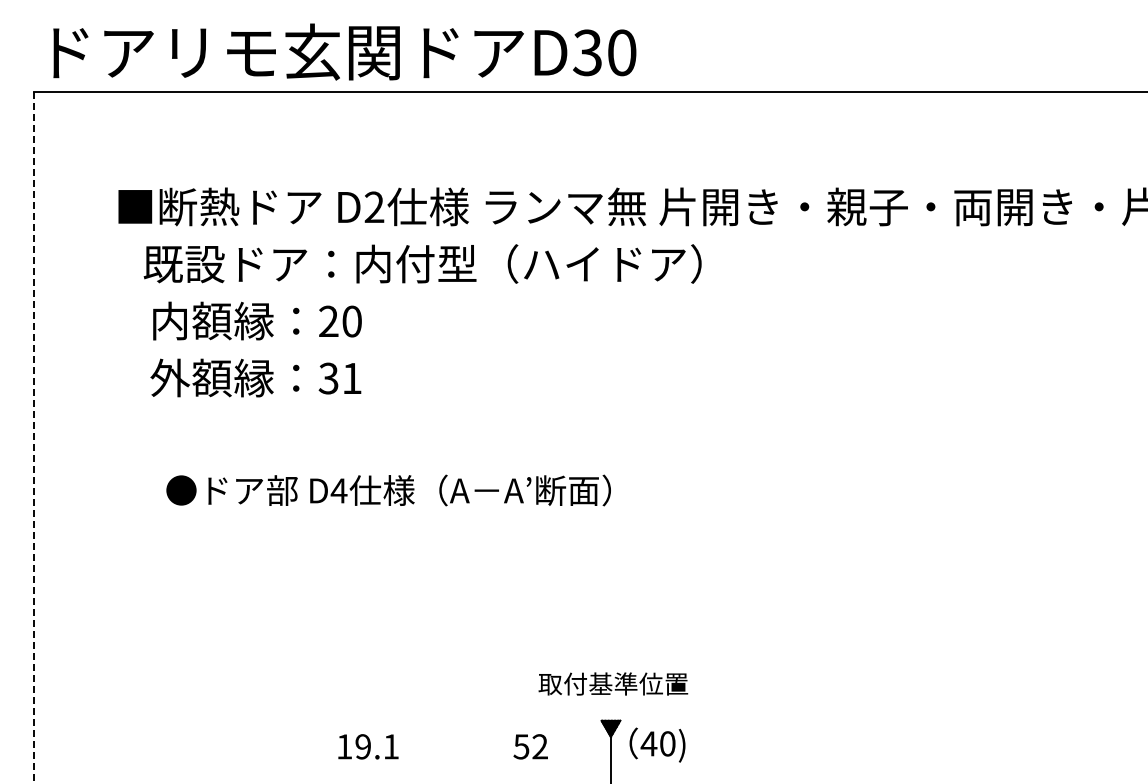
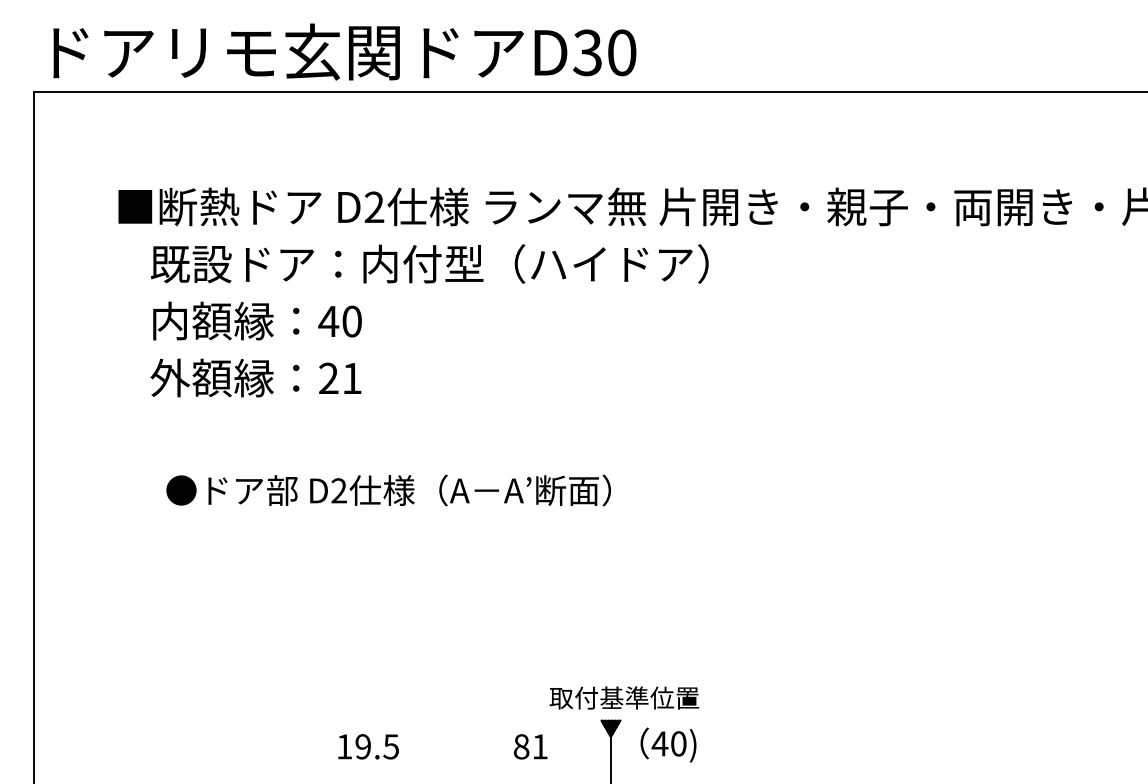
text position: (422, 263) -> (429, 263) (429, 263)
text: 20 -> 40 (328, 320)
text: 31 -> 21 (328, 378)
line: dashed -> solid (34, 437)
text: D4 -> D2 (338, 490)
text position: (613, 683) -> (624, 697) (624, 697)
text position: (657, 744) -> (668, 744) (668, 744)
text: 19.1 -> 19.5 (390, 746)
text: 52 -> 81 (530, 746)
